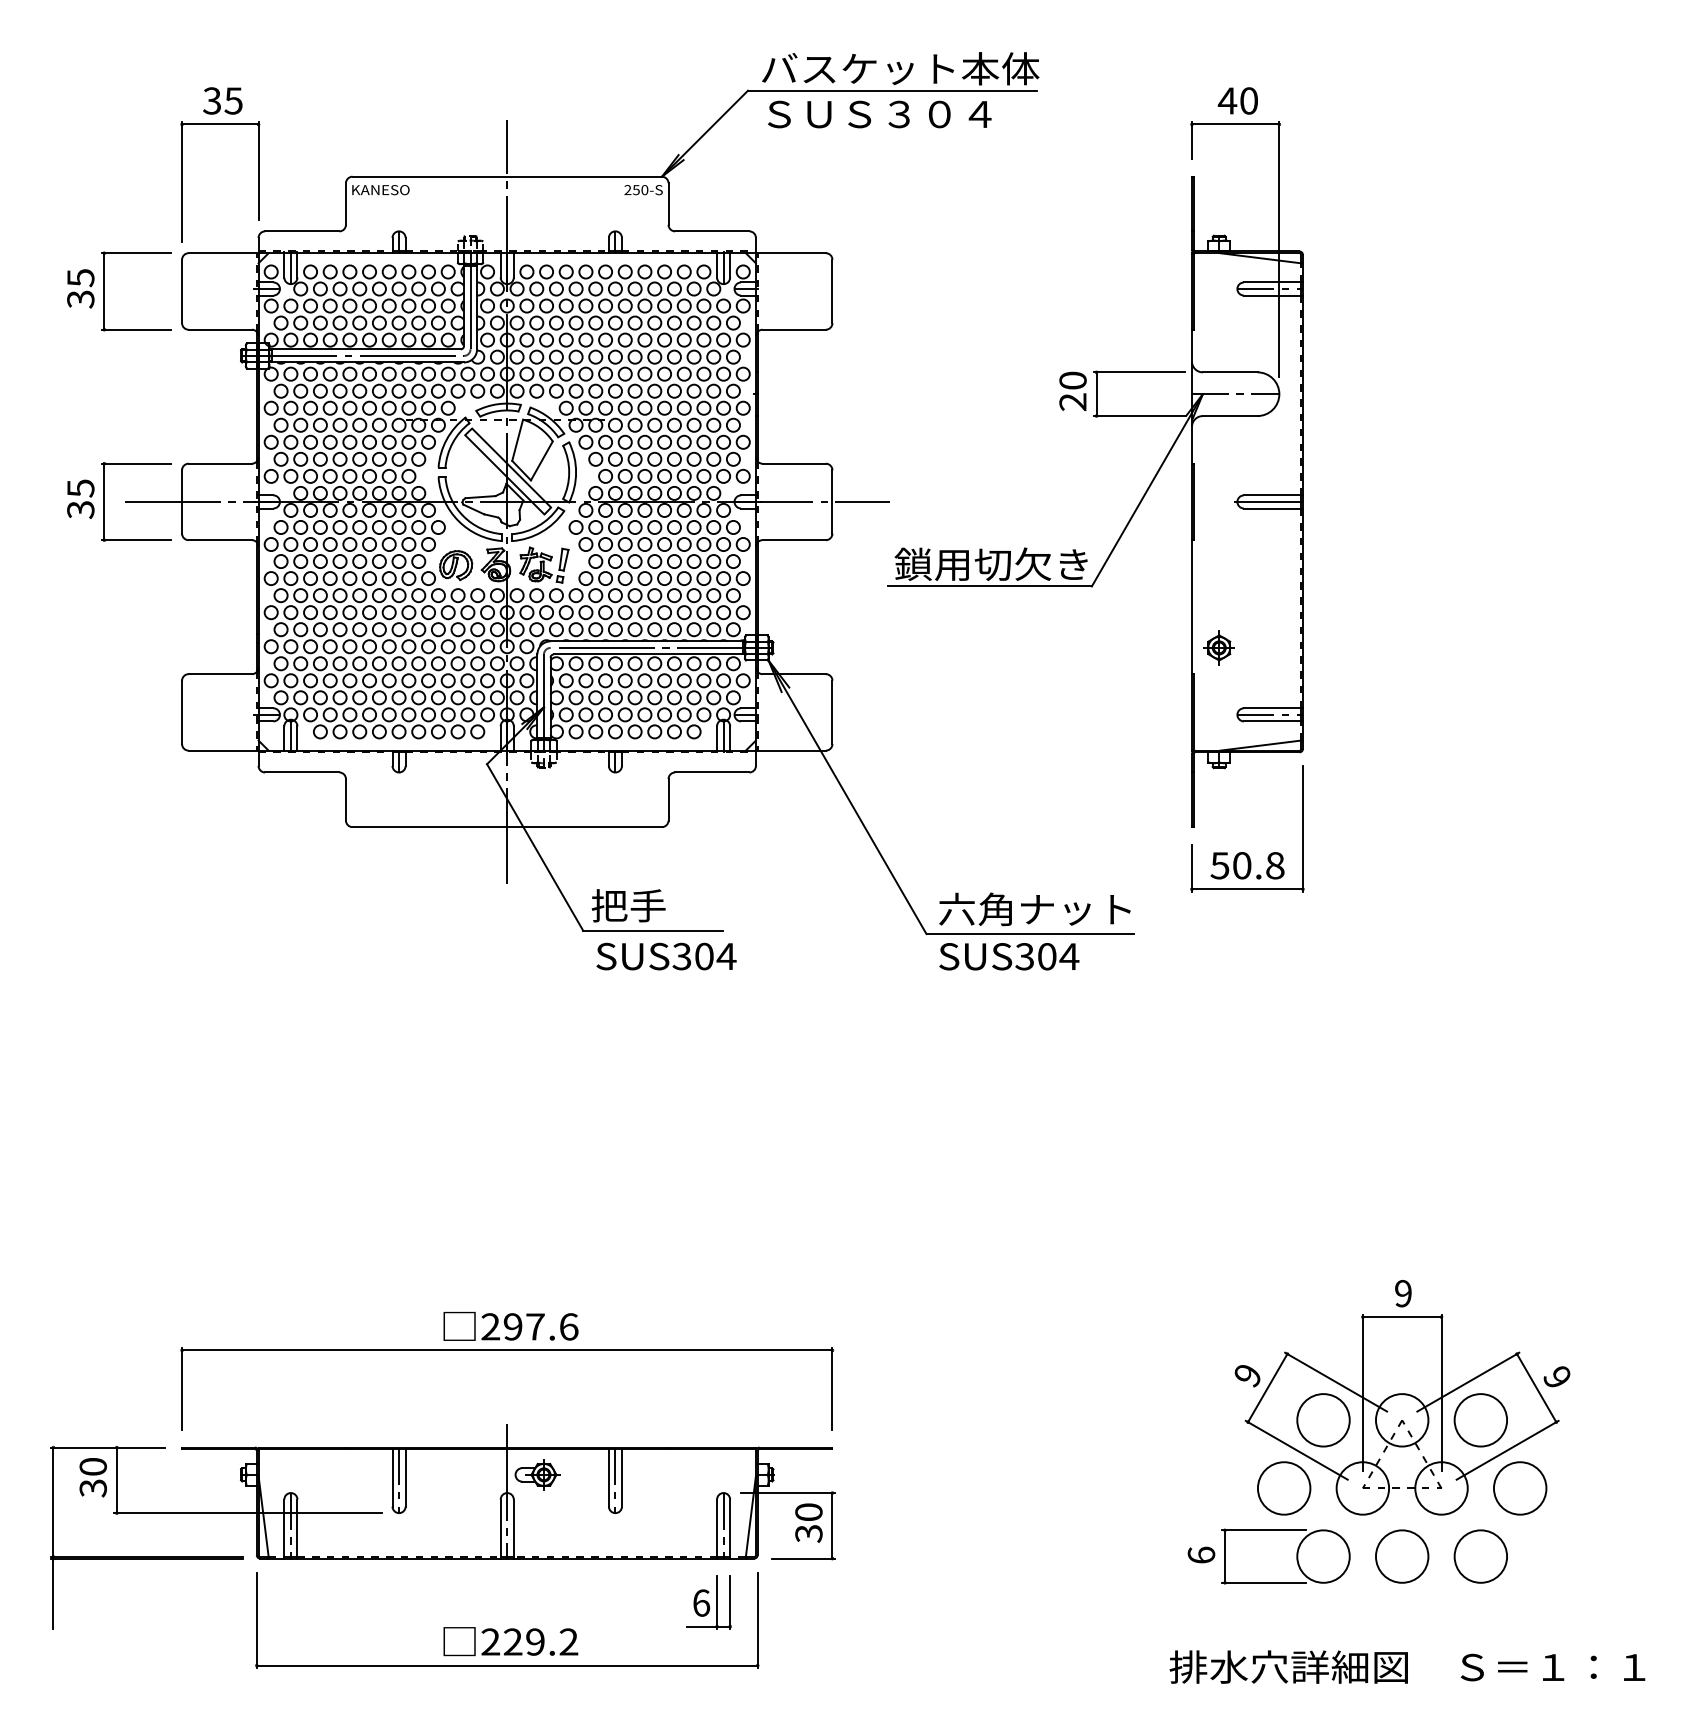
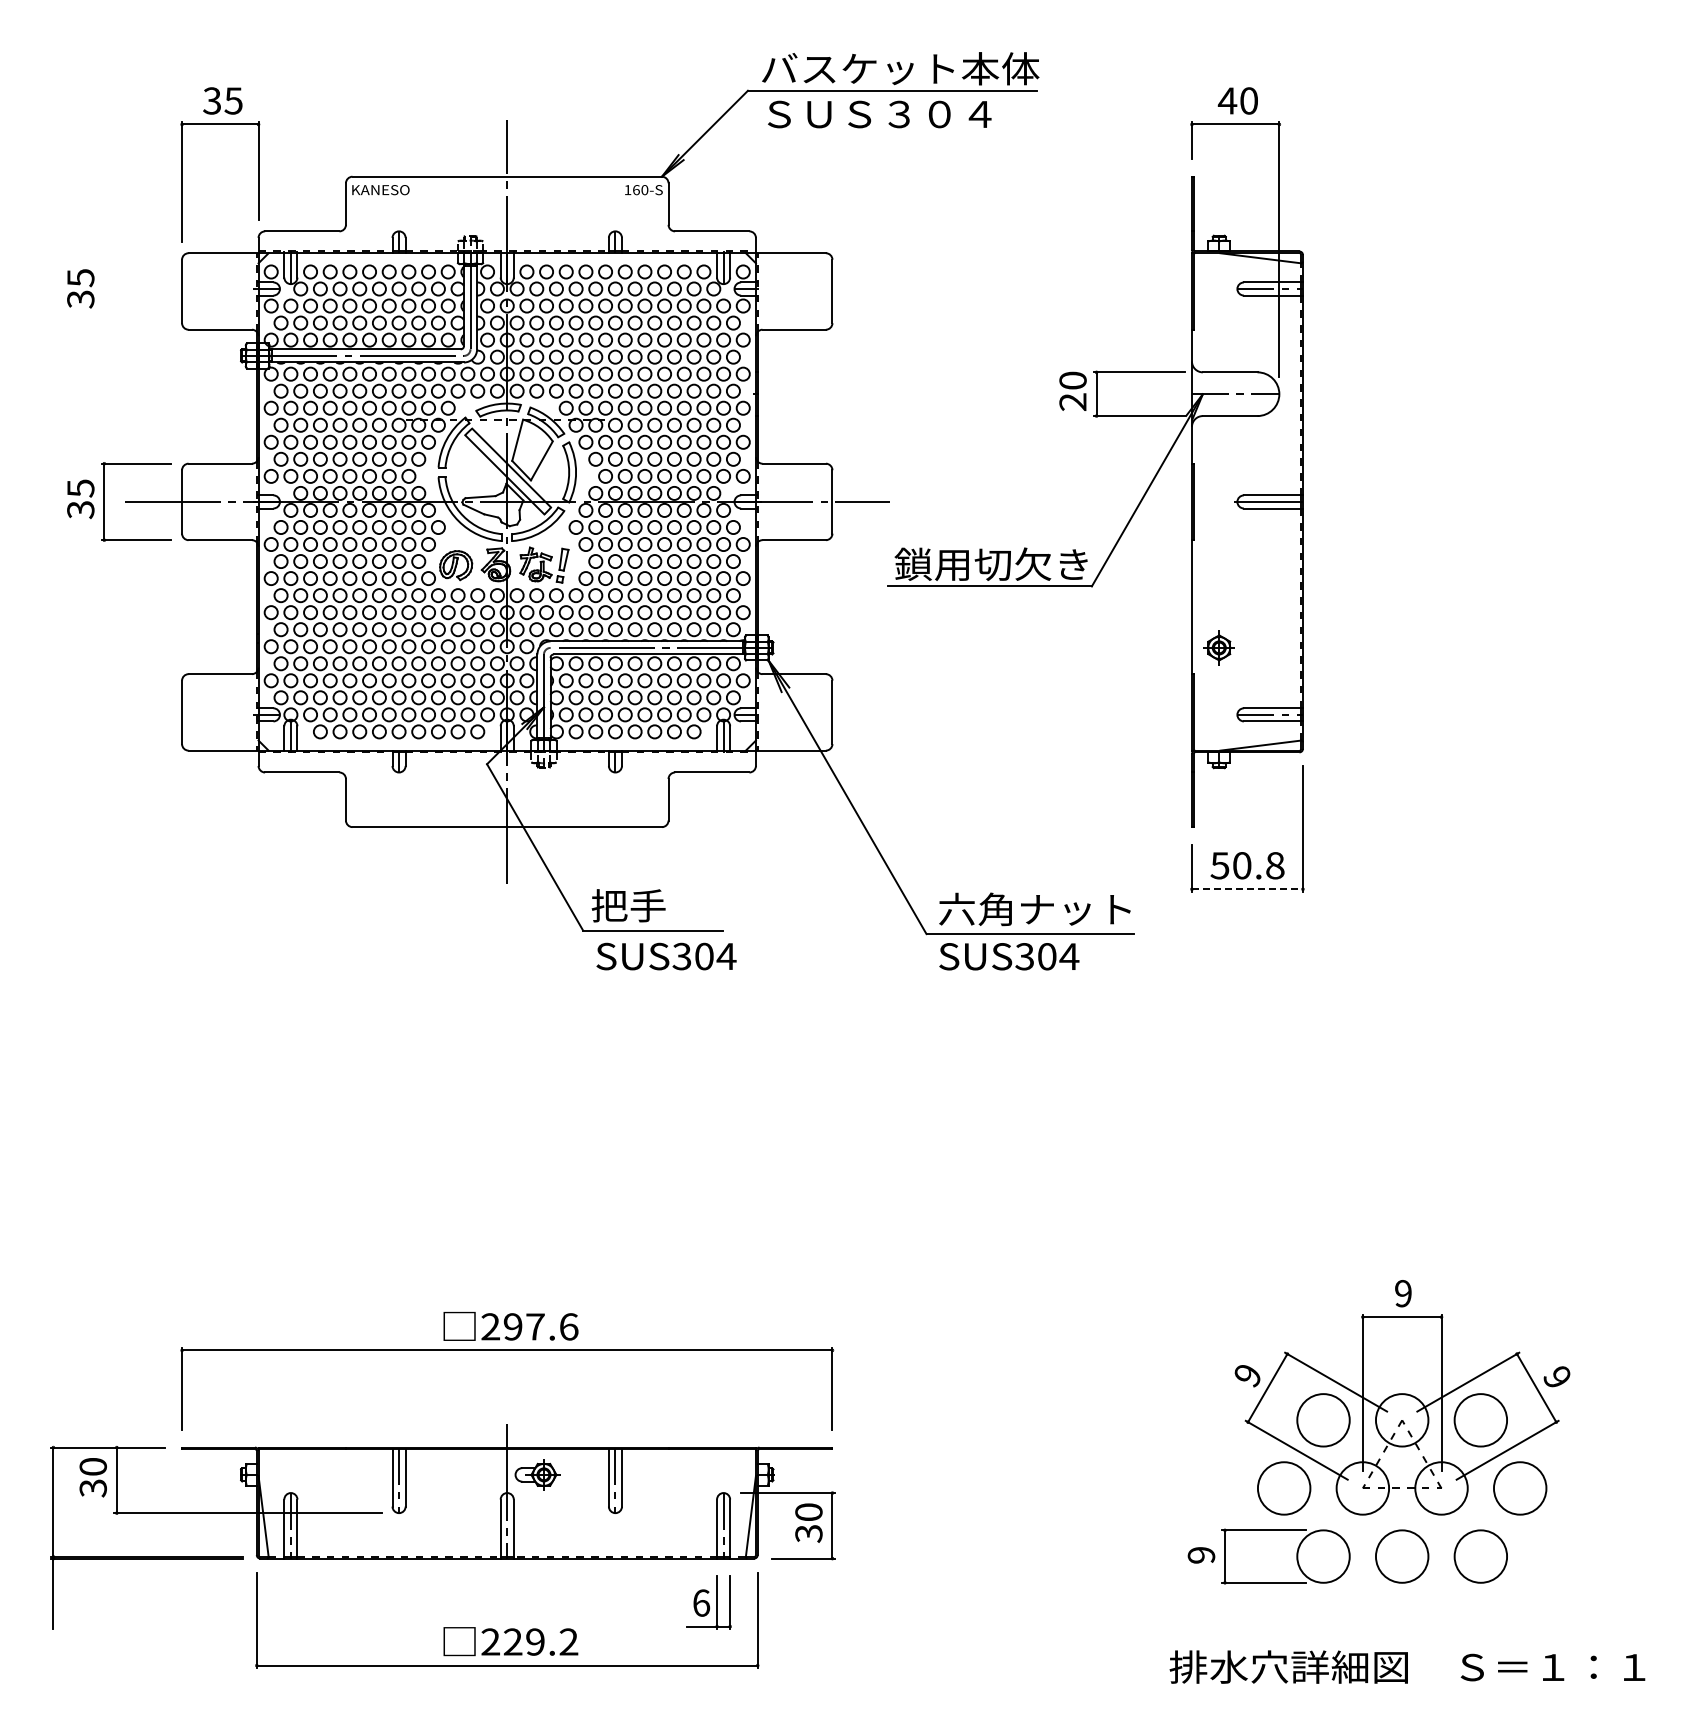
text: 250-S -> 160-S (631, 190)
part: present -> none (104, 291)
line: solid -> dashed (1247, 889)
text: 6 -> 9 (1201, 1554)
